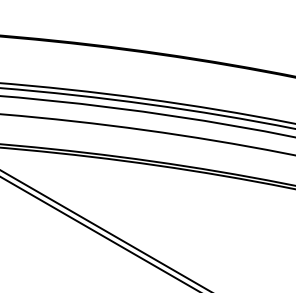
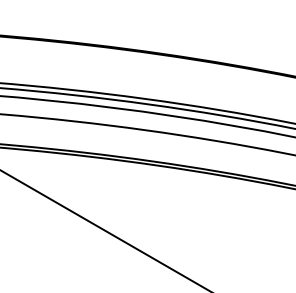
line: present -> none (98, 233)
